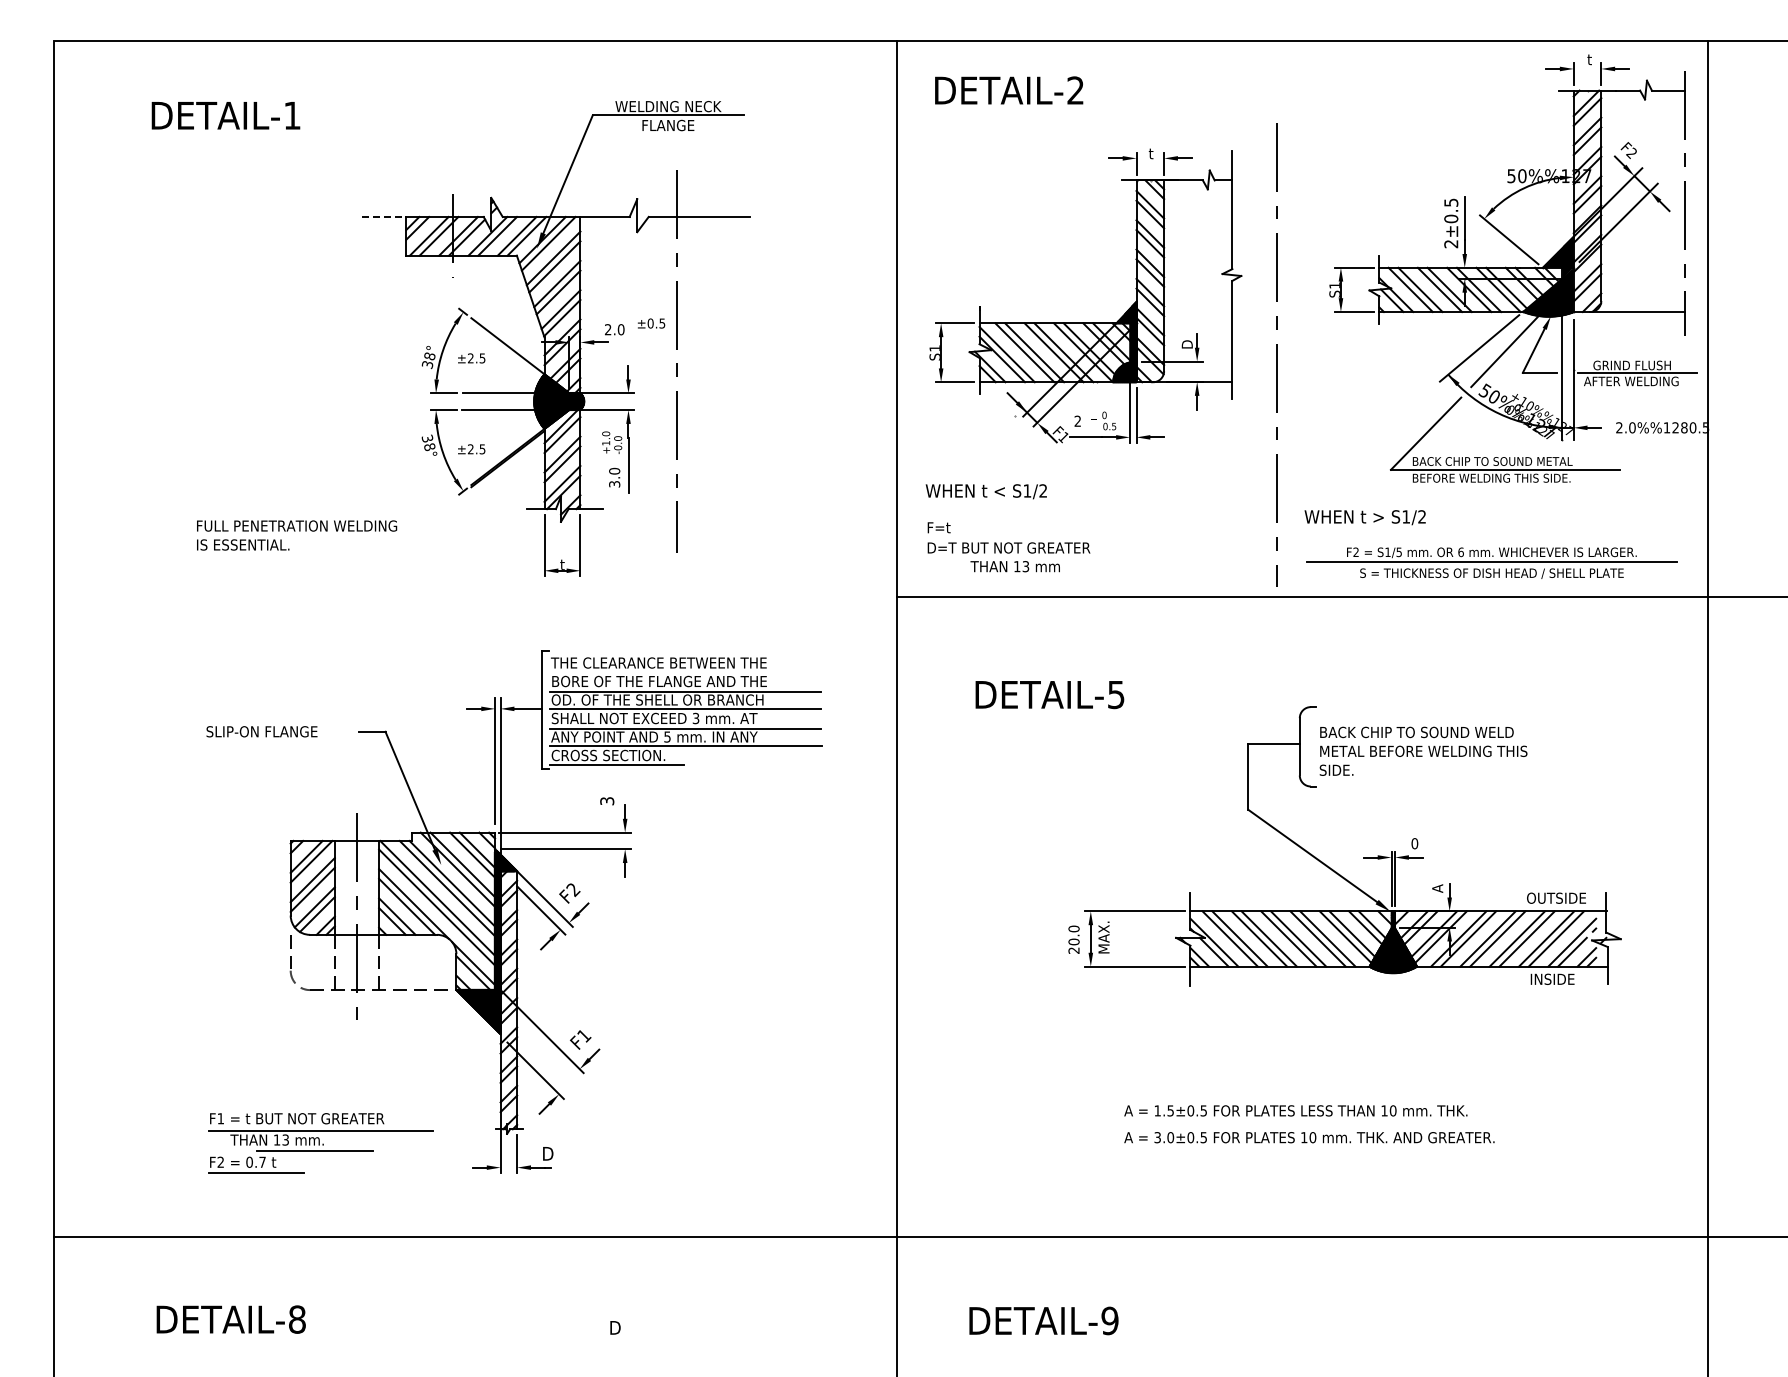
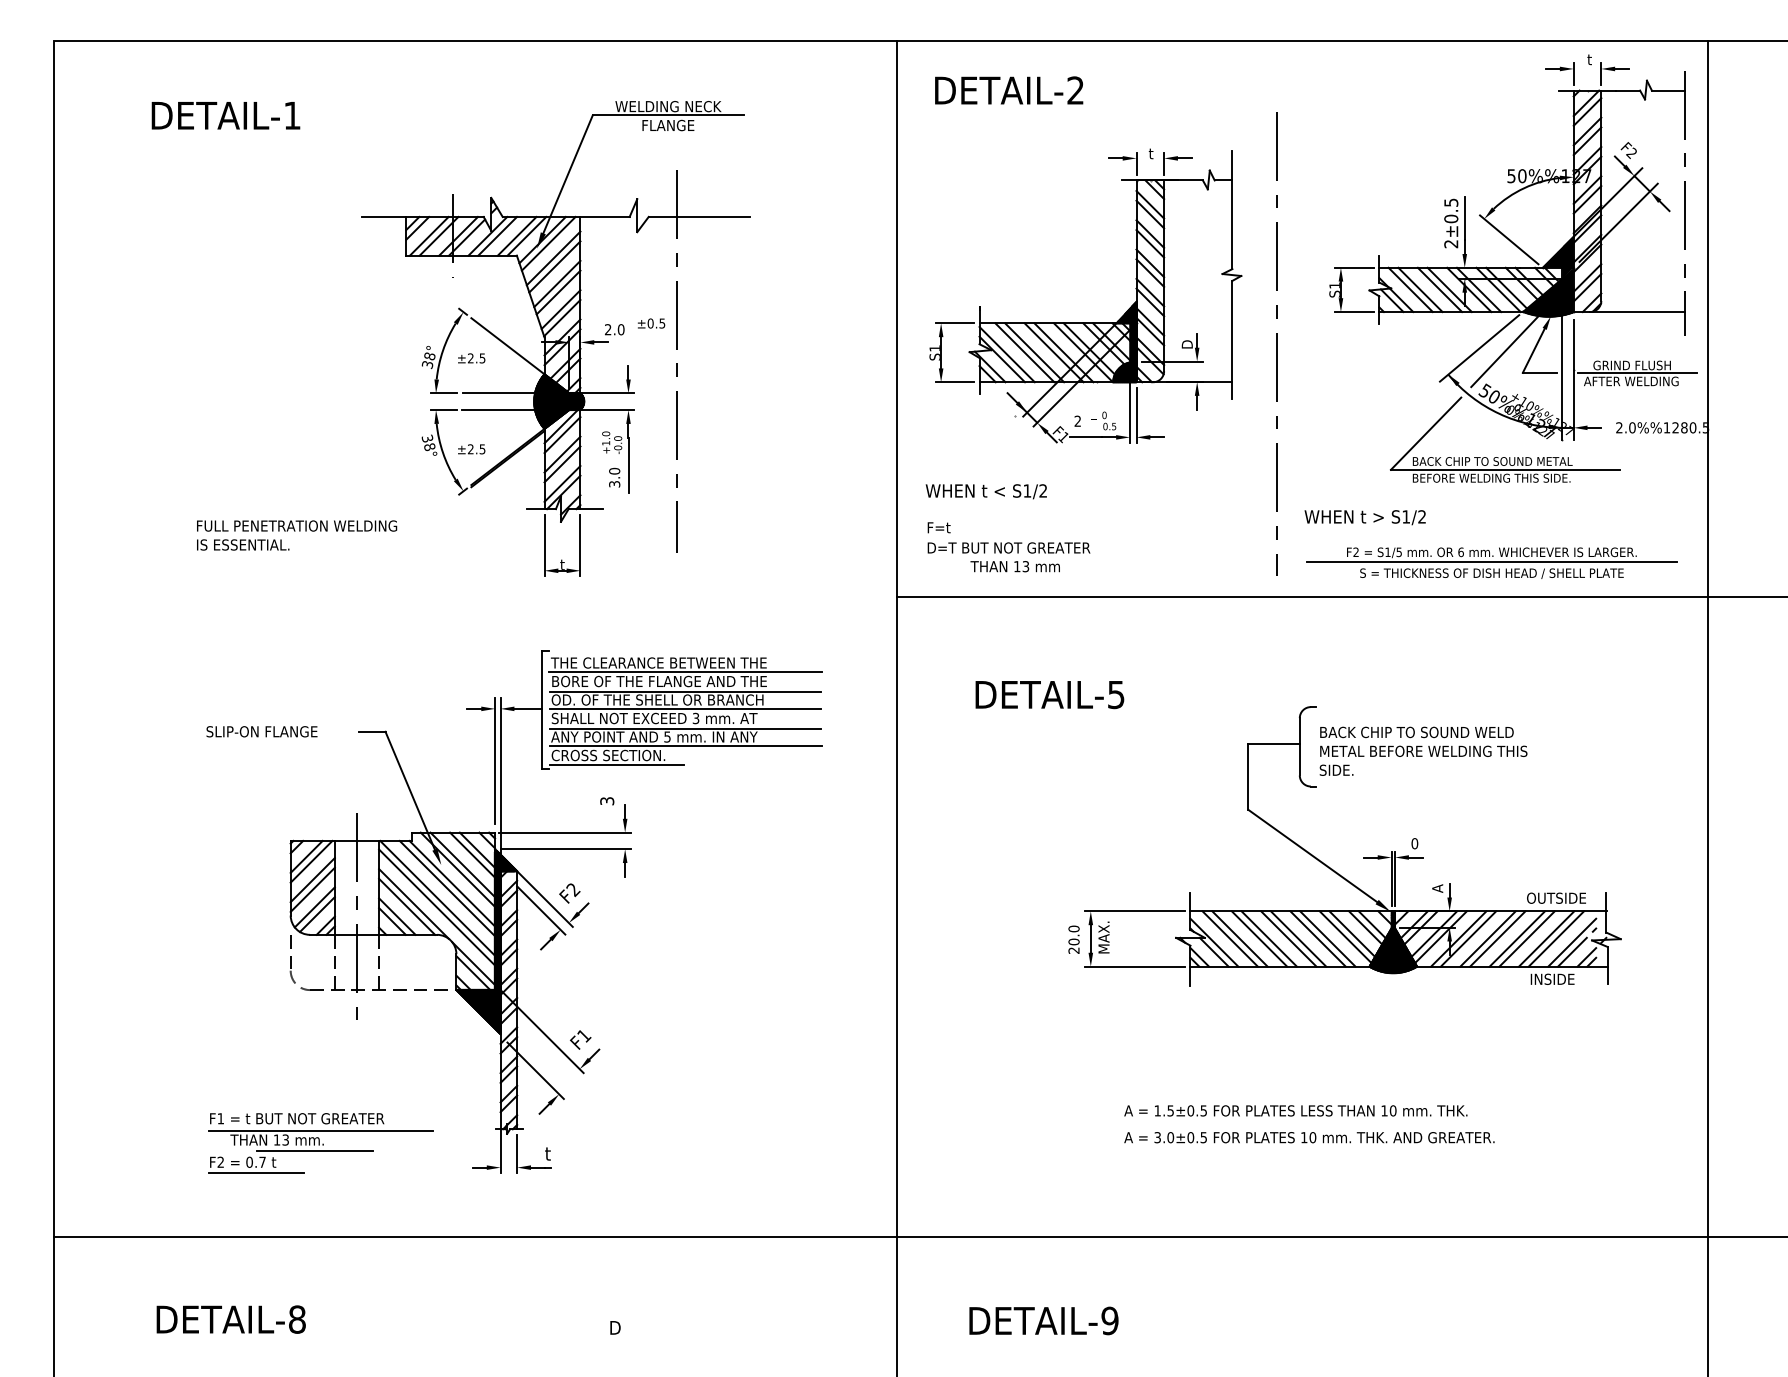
line: dashed -> solid (384, 216)
line position: (1276, 354) -> (1276, 343) (1276, 343)
line: none -> present (685, 672)
text: D -> t (548, 1153)
